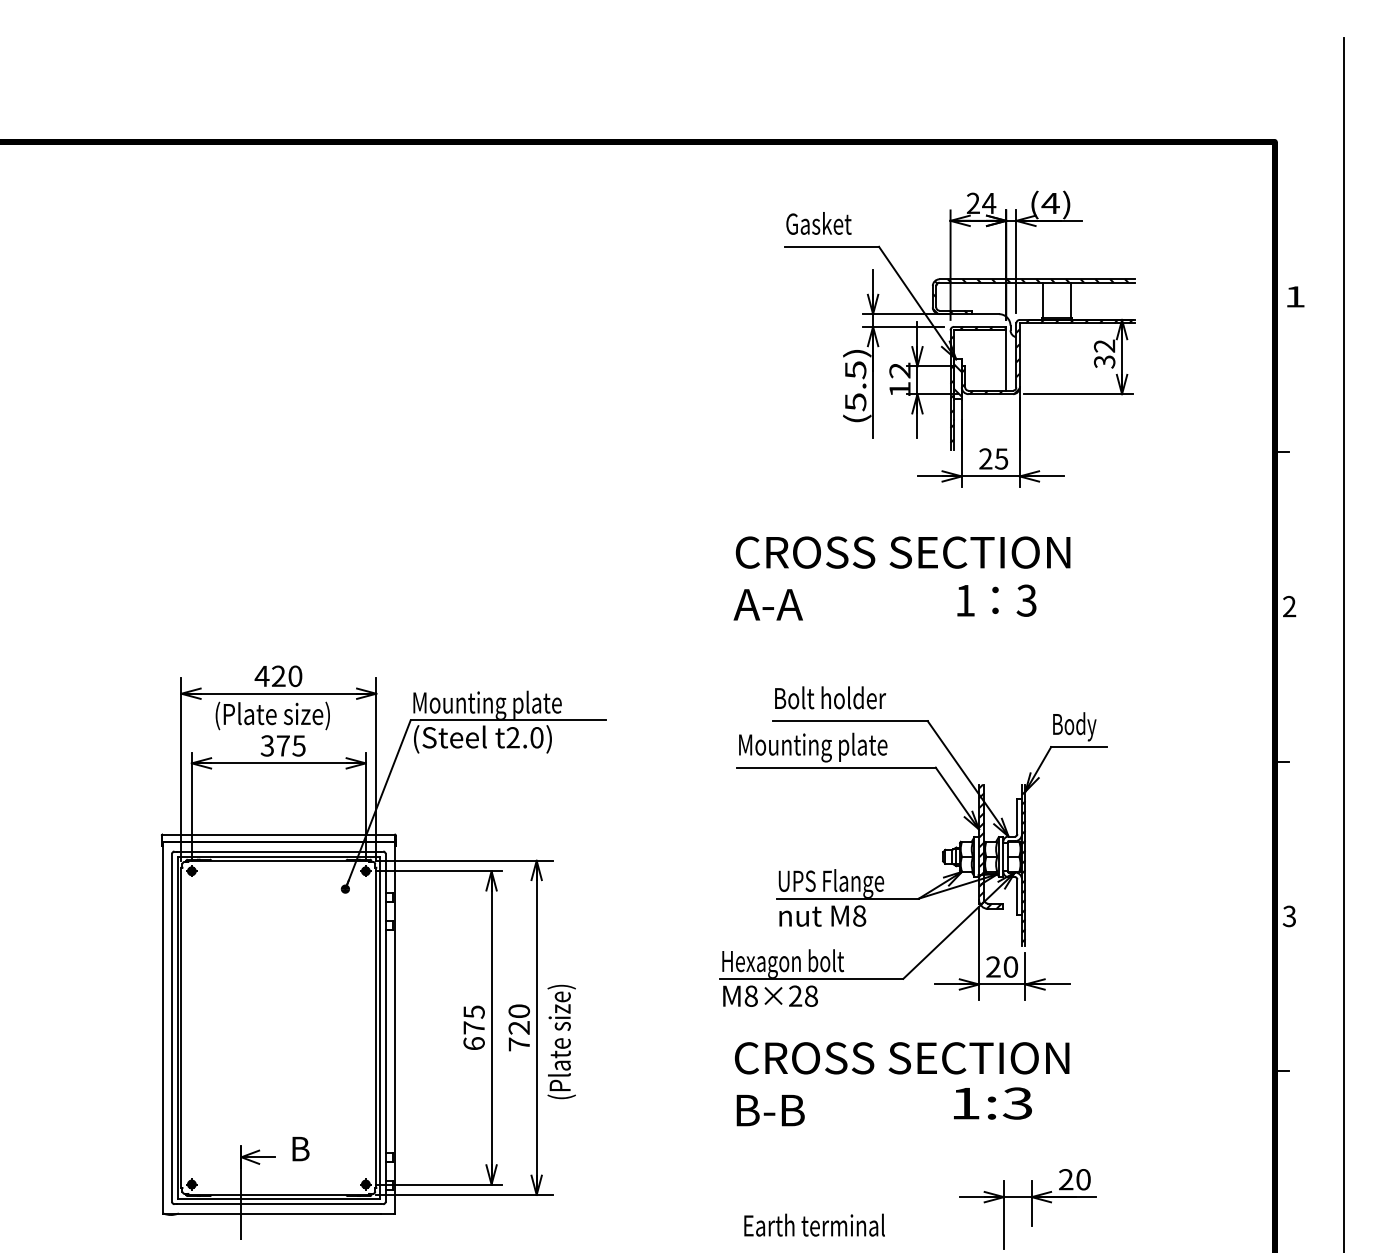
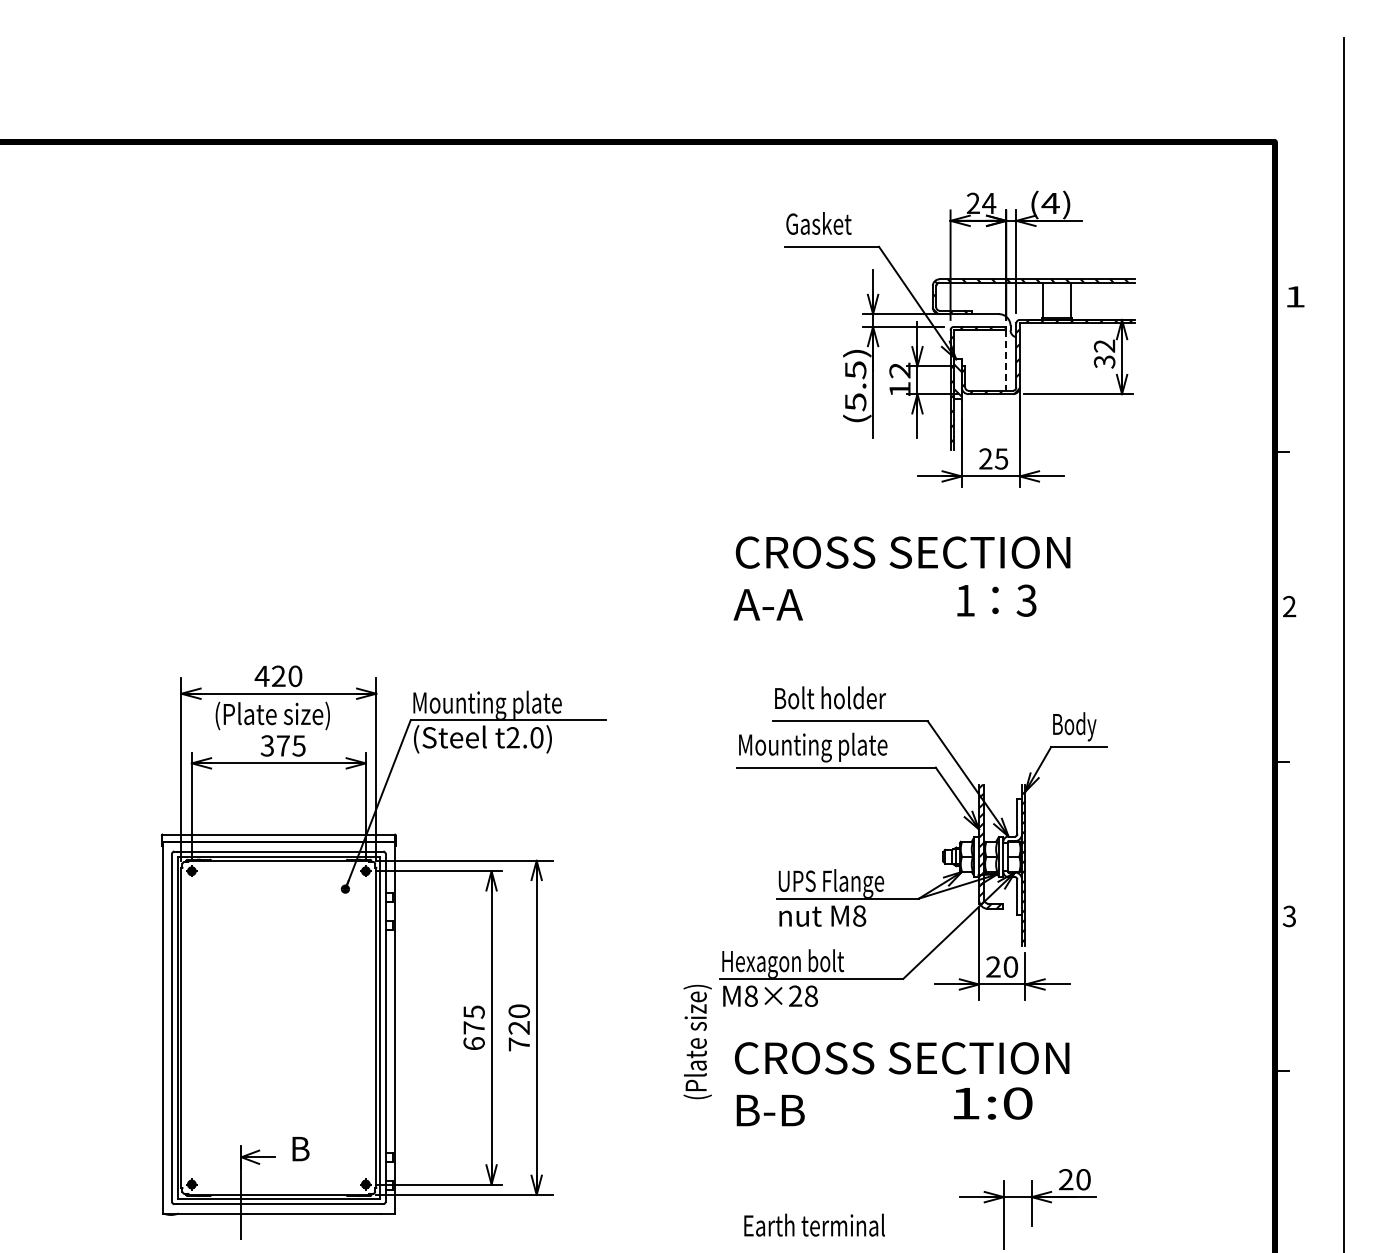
line: solid -> dashed (1006, 361)
text position: (561, 1041) -> (697, 1041) (697, 1041)
text: 1:3 -> 1:0 (1017, 1103)
